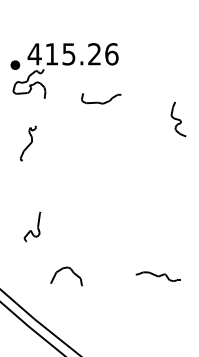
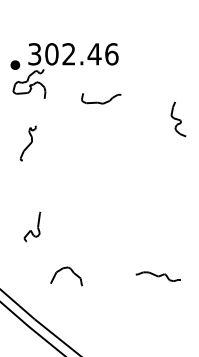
text: 415.26 -> 302.46 (64, 54)
